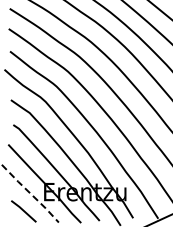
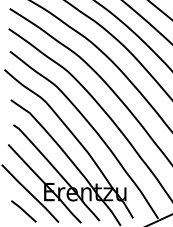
line: dashed -> solid (30, 193)
